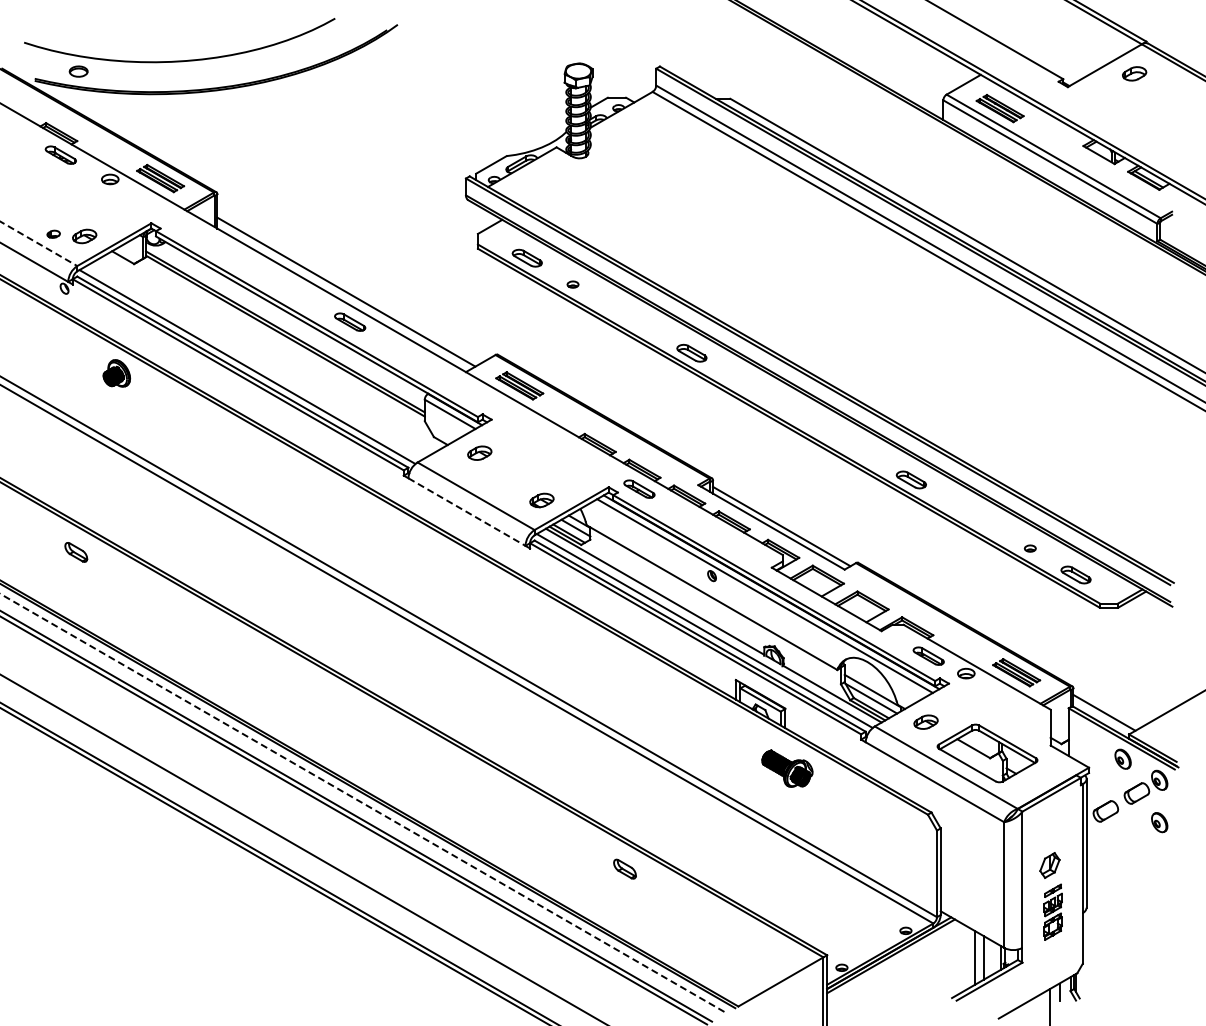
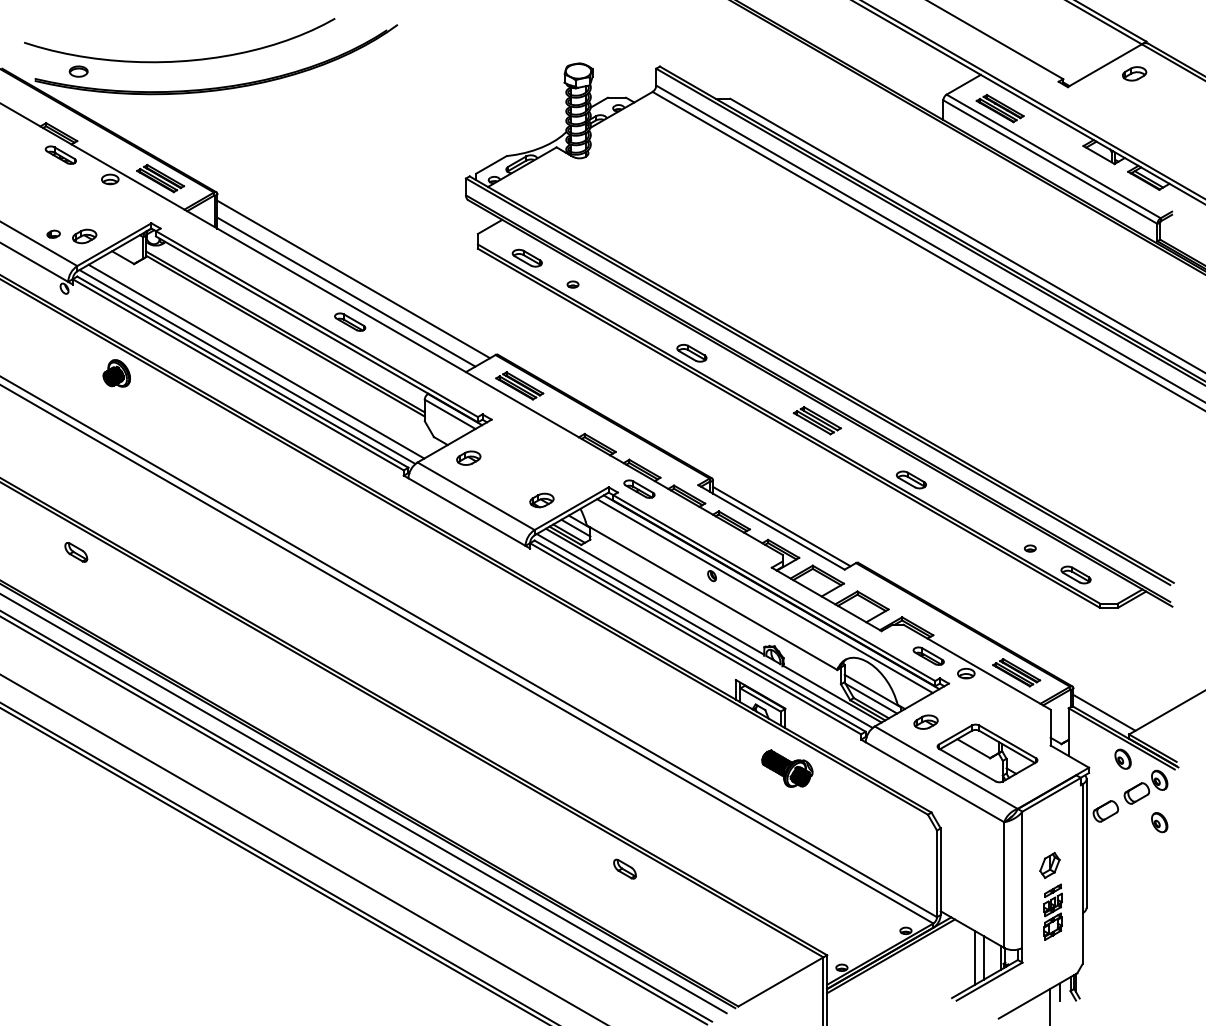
line: dashed -> solid (39, 244)
line: none -> present (353, 279)
line: none -> present (256, 361)
part: none -> present (816, 420)
part position: (479, 452) -> (468, 457) (468, 457)
line: dashed -> solid (466, 512)
line: dashed -> solid (363, 803)
